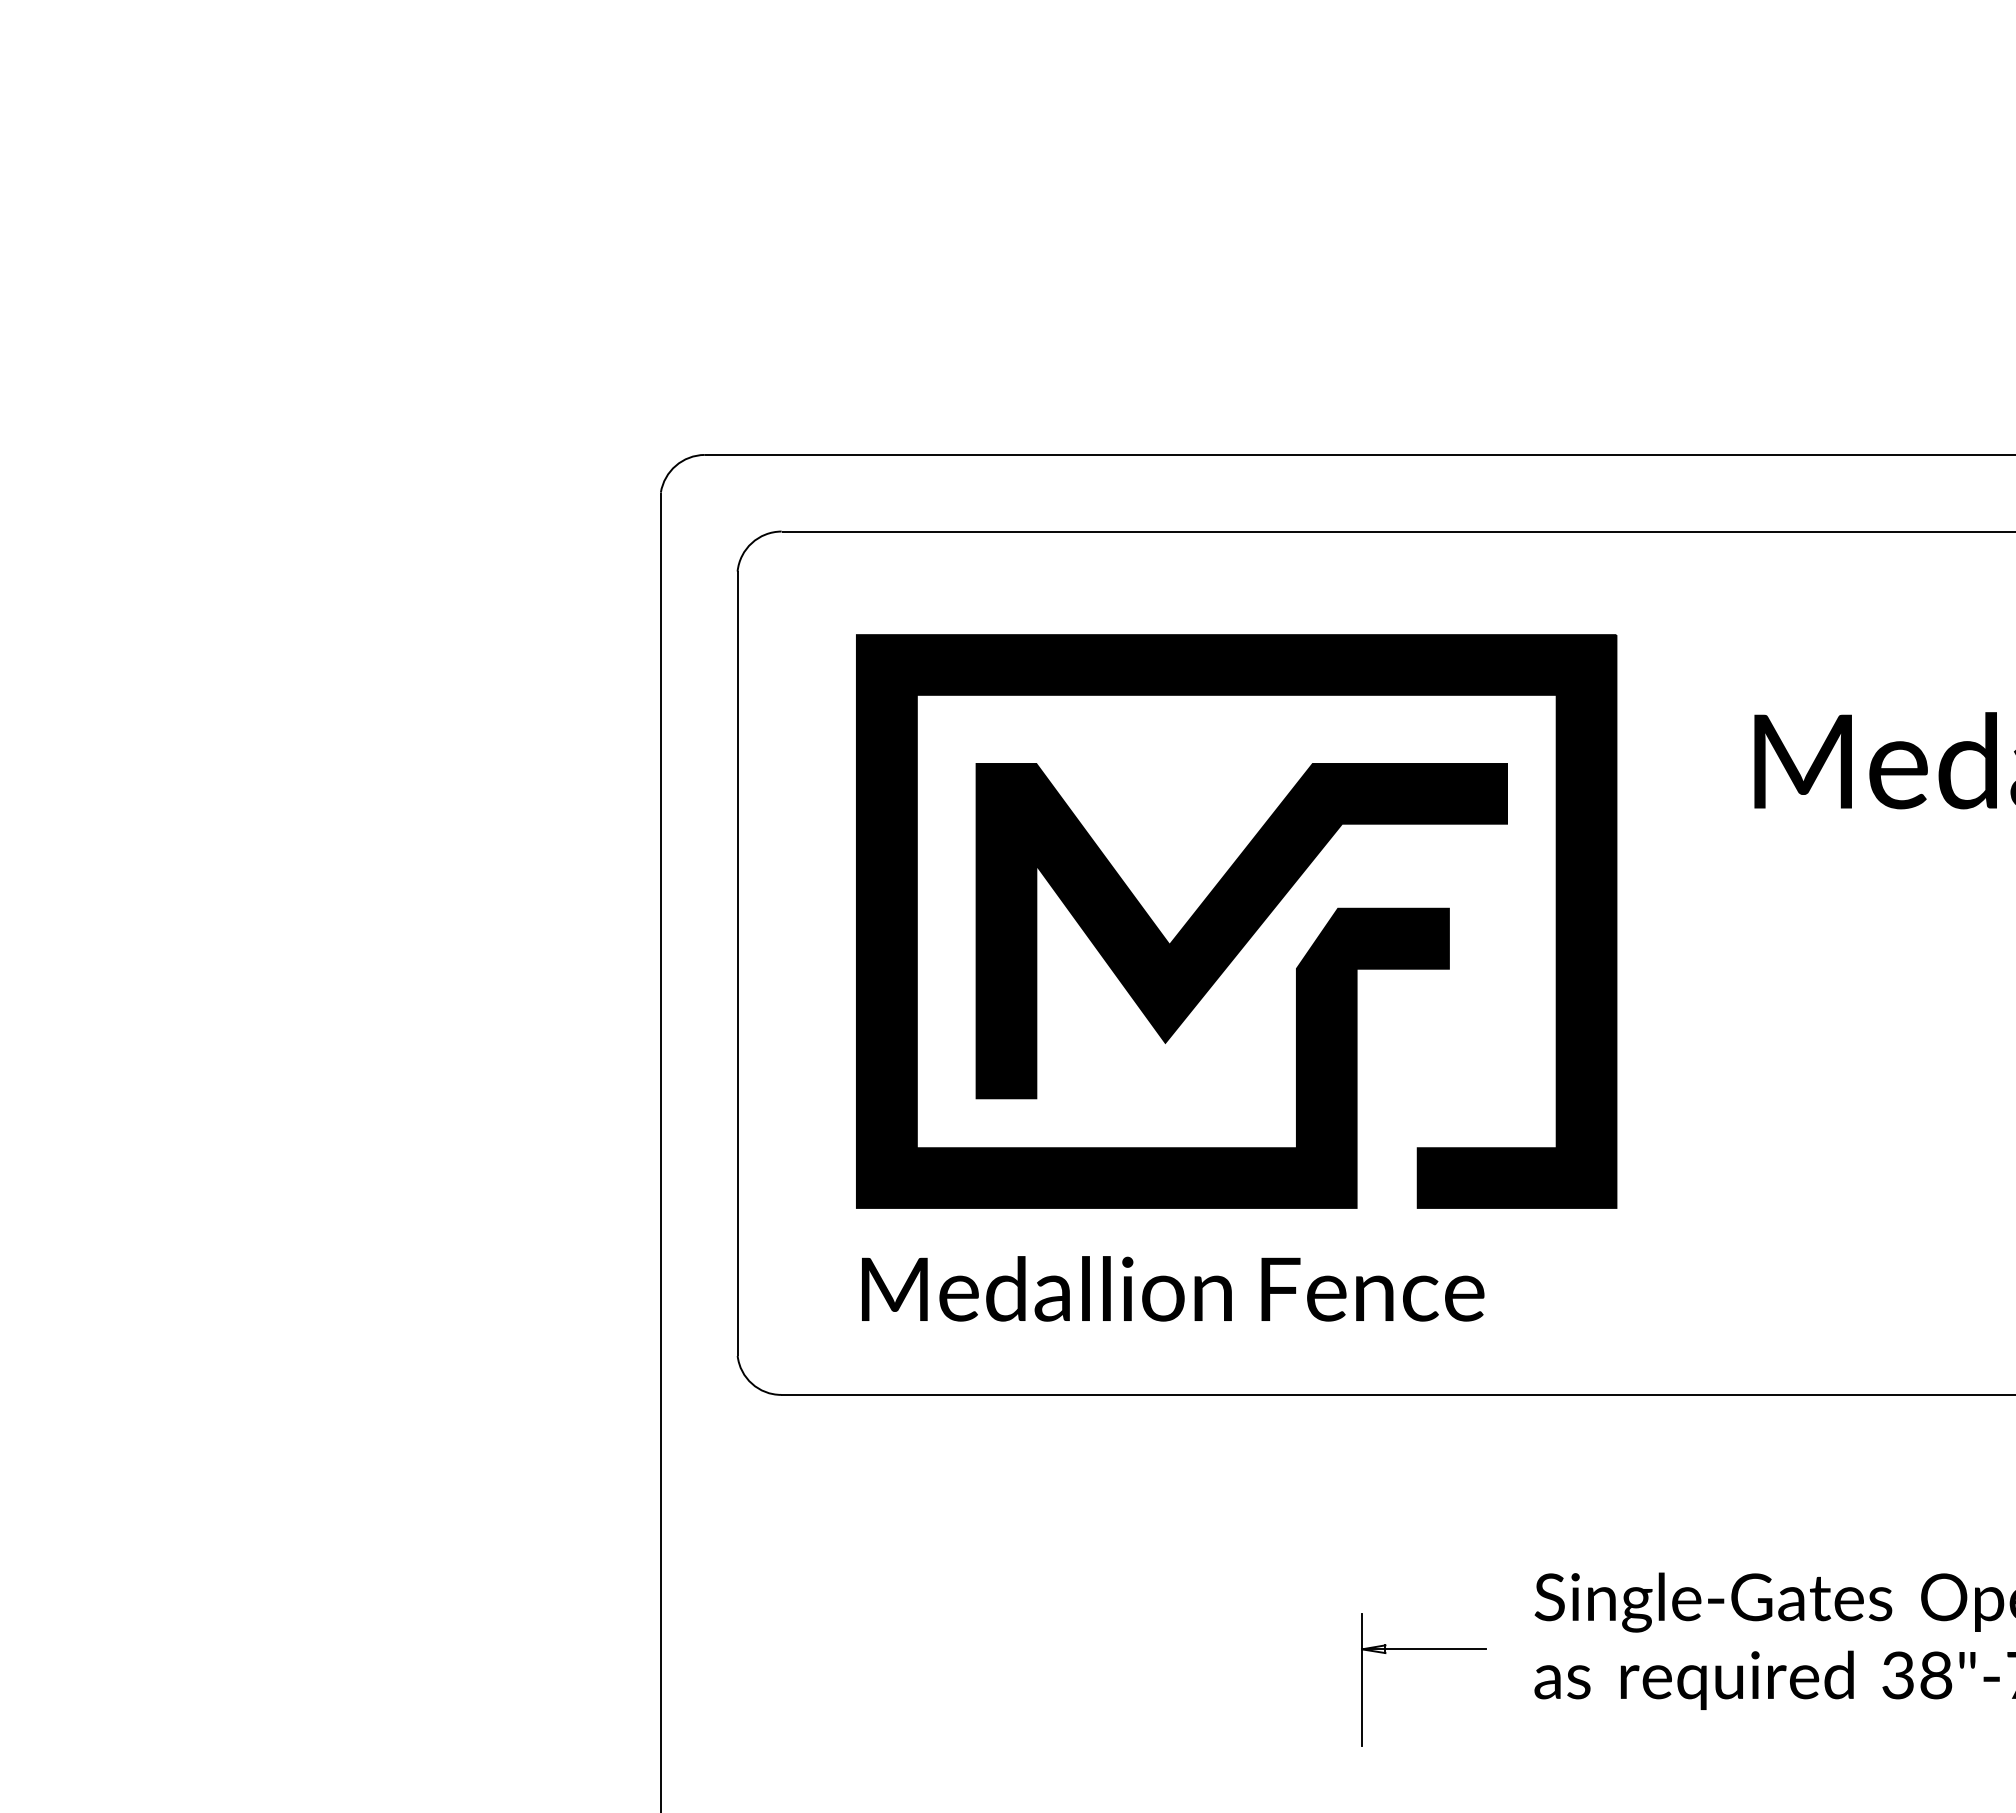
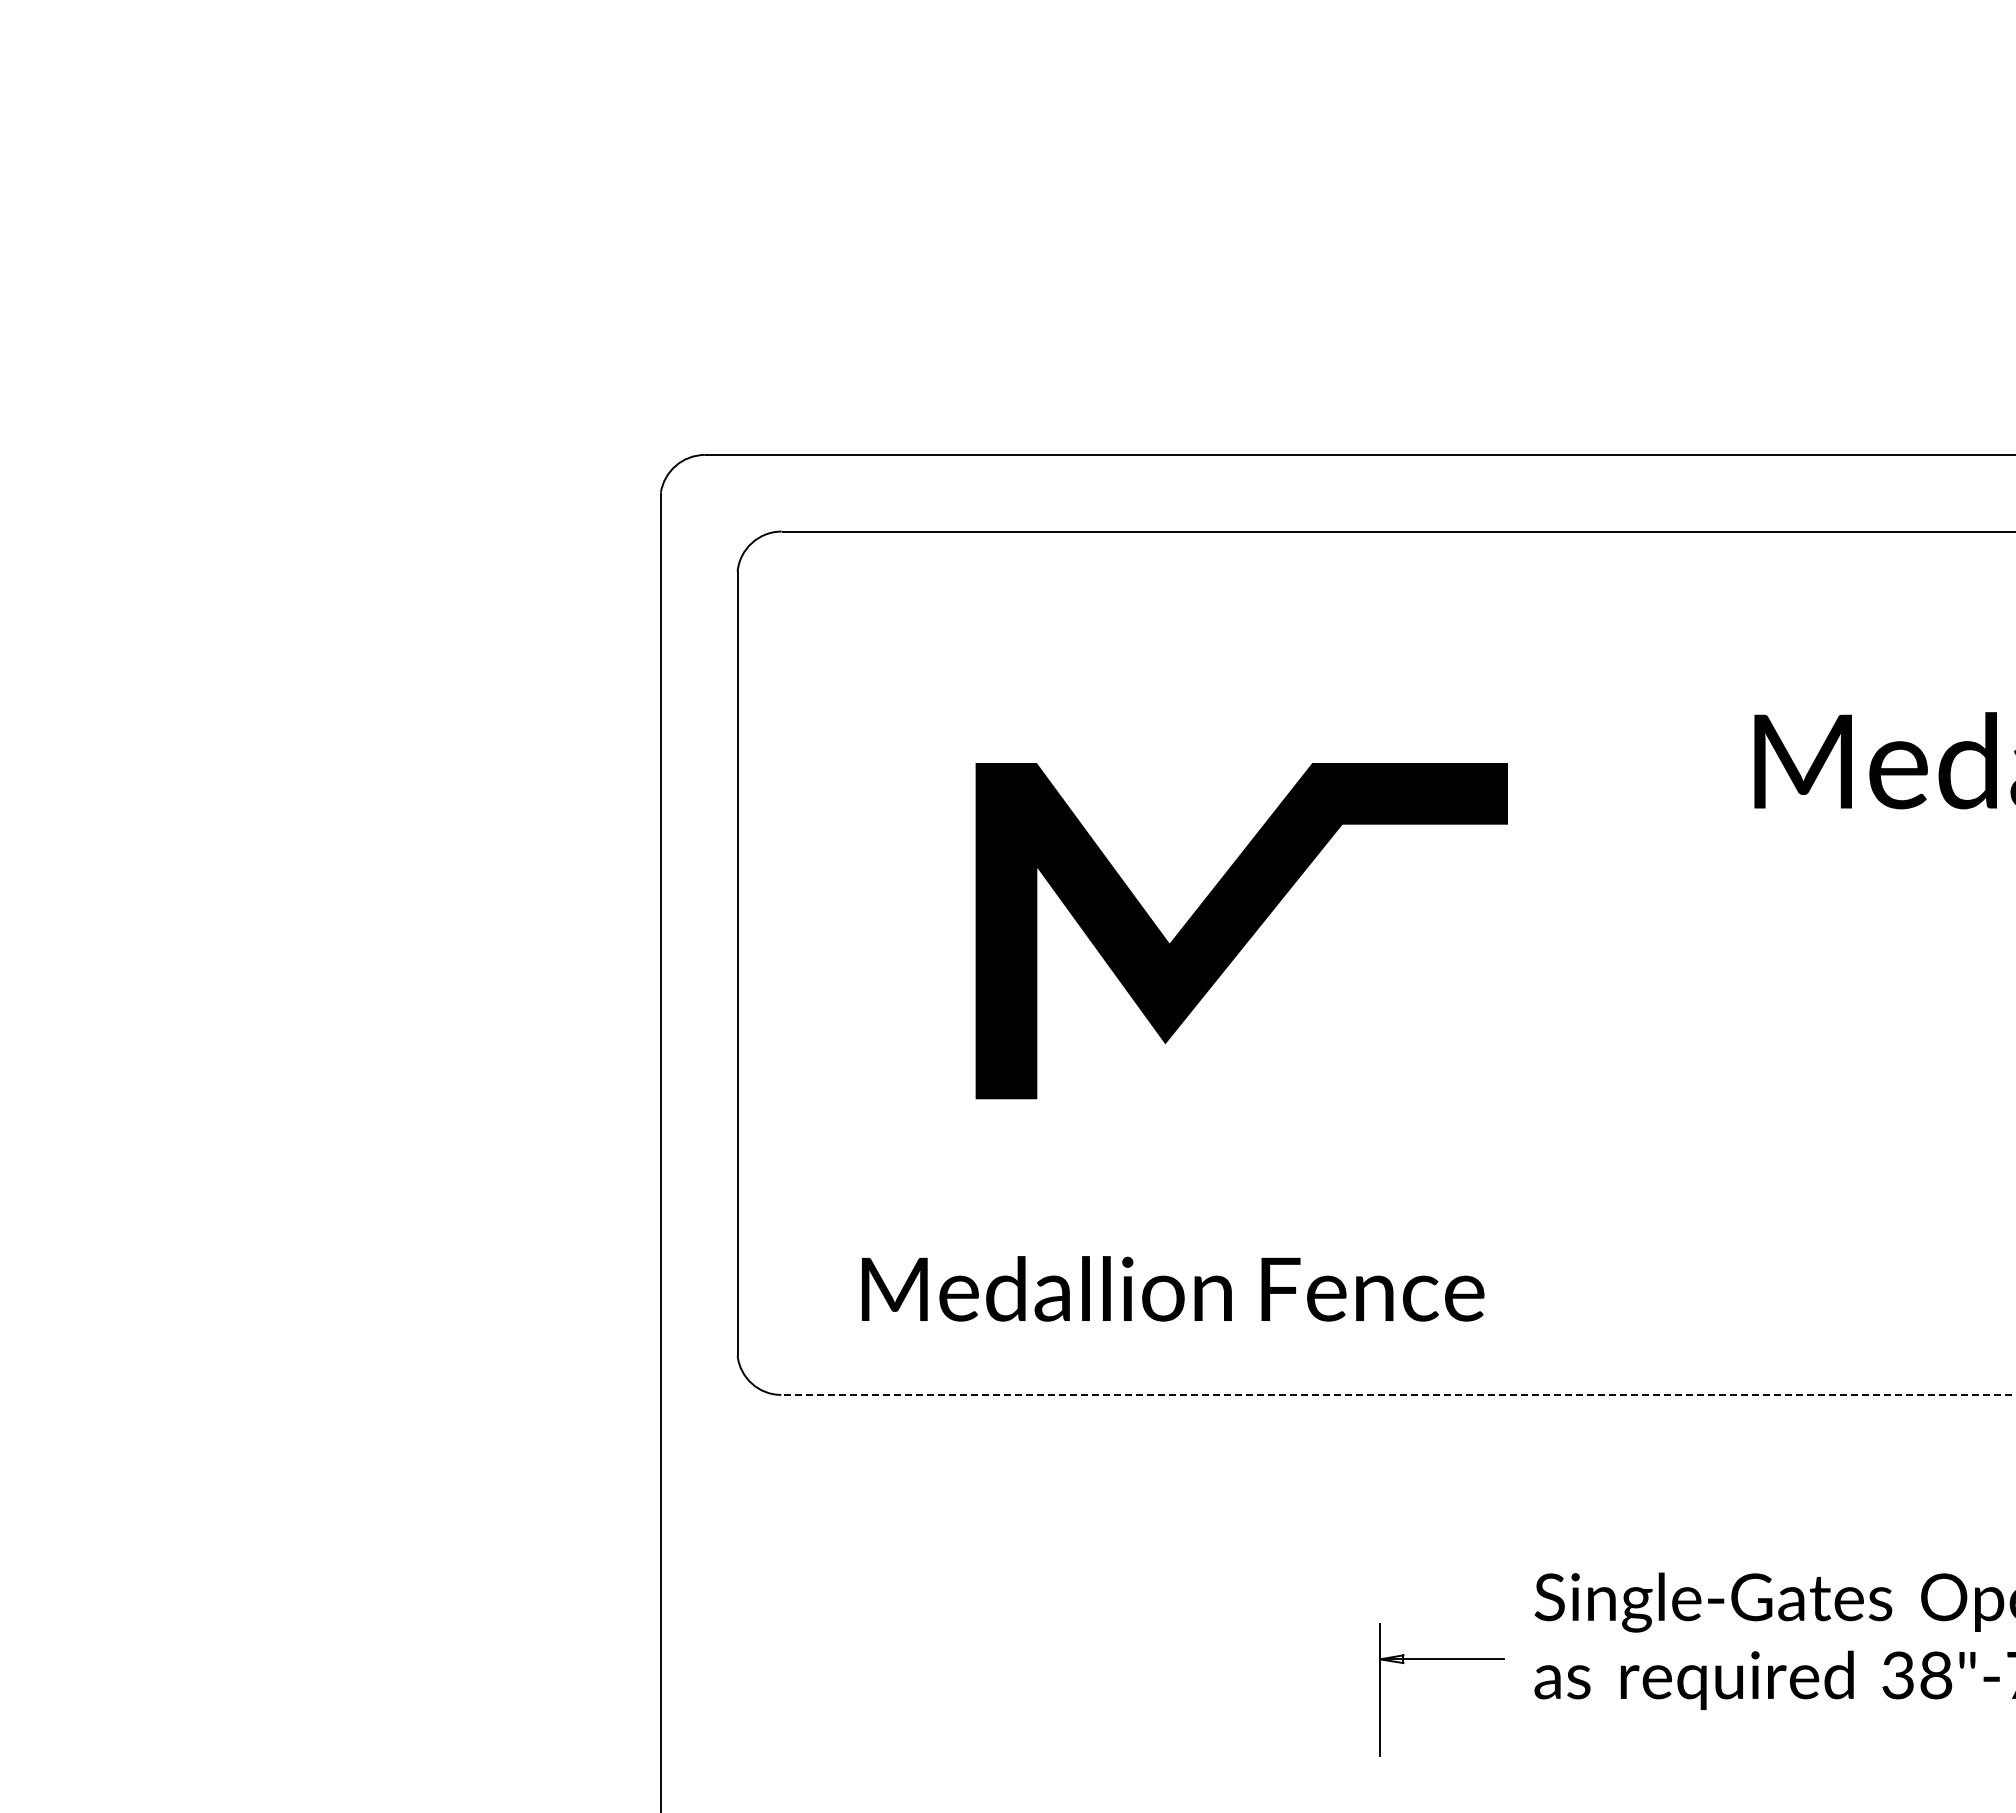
part: present -> none (1298, 964)
line: solid -> dashed (1398, 1394)
part position: (1423, 1649) -> (1441, 1659) (1441, 1659)
